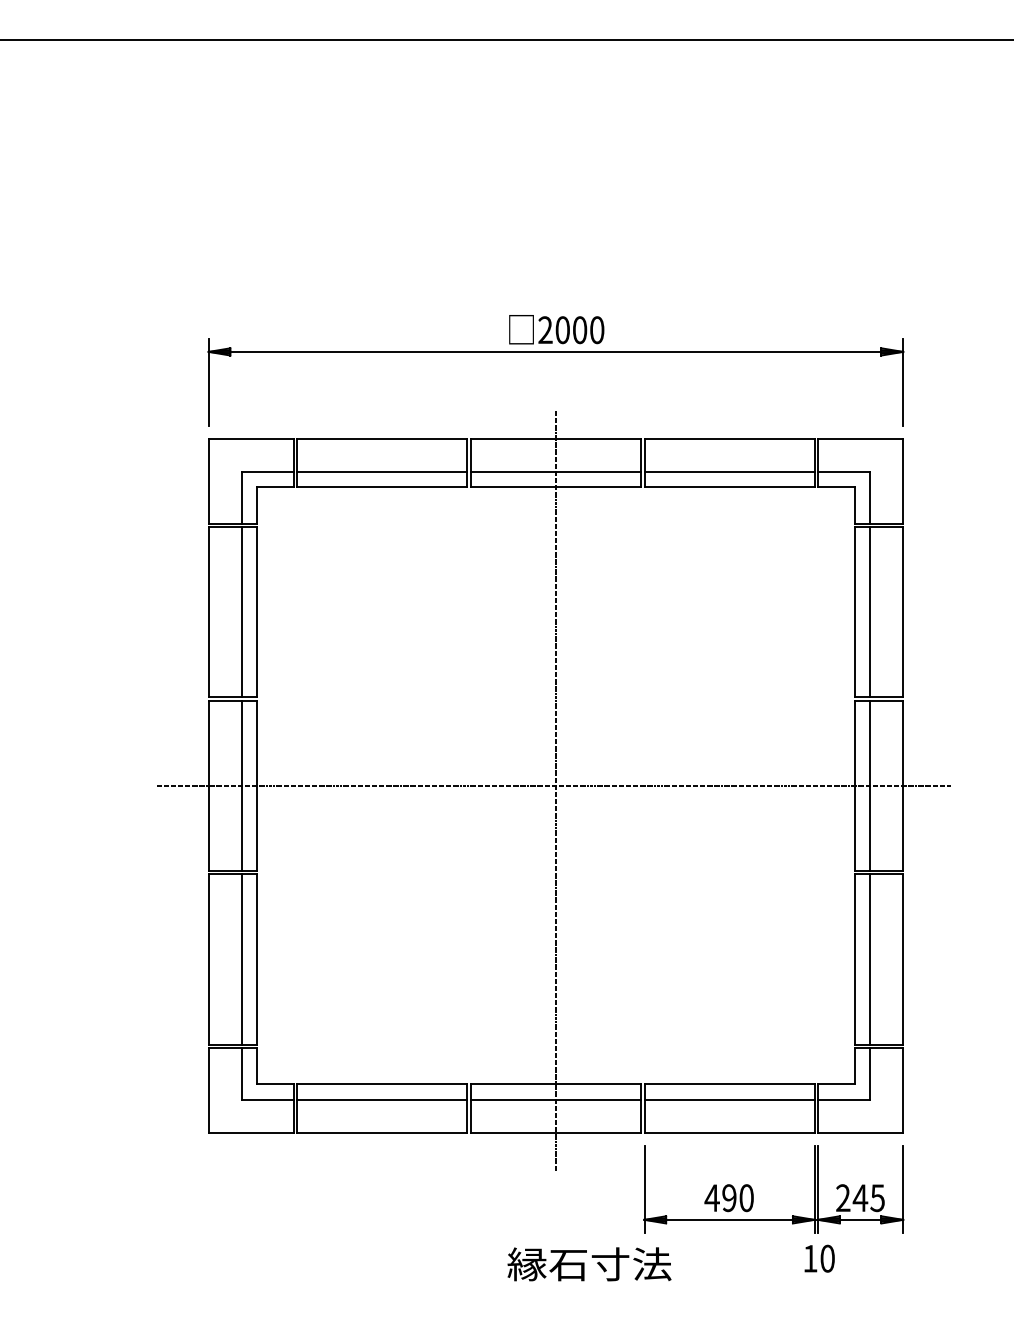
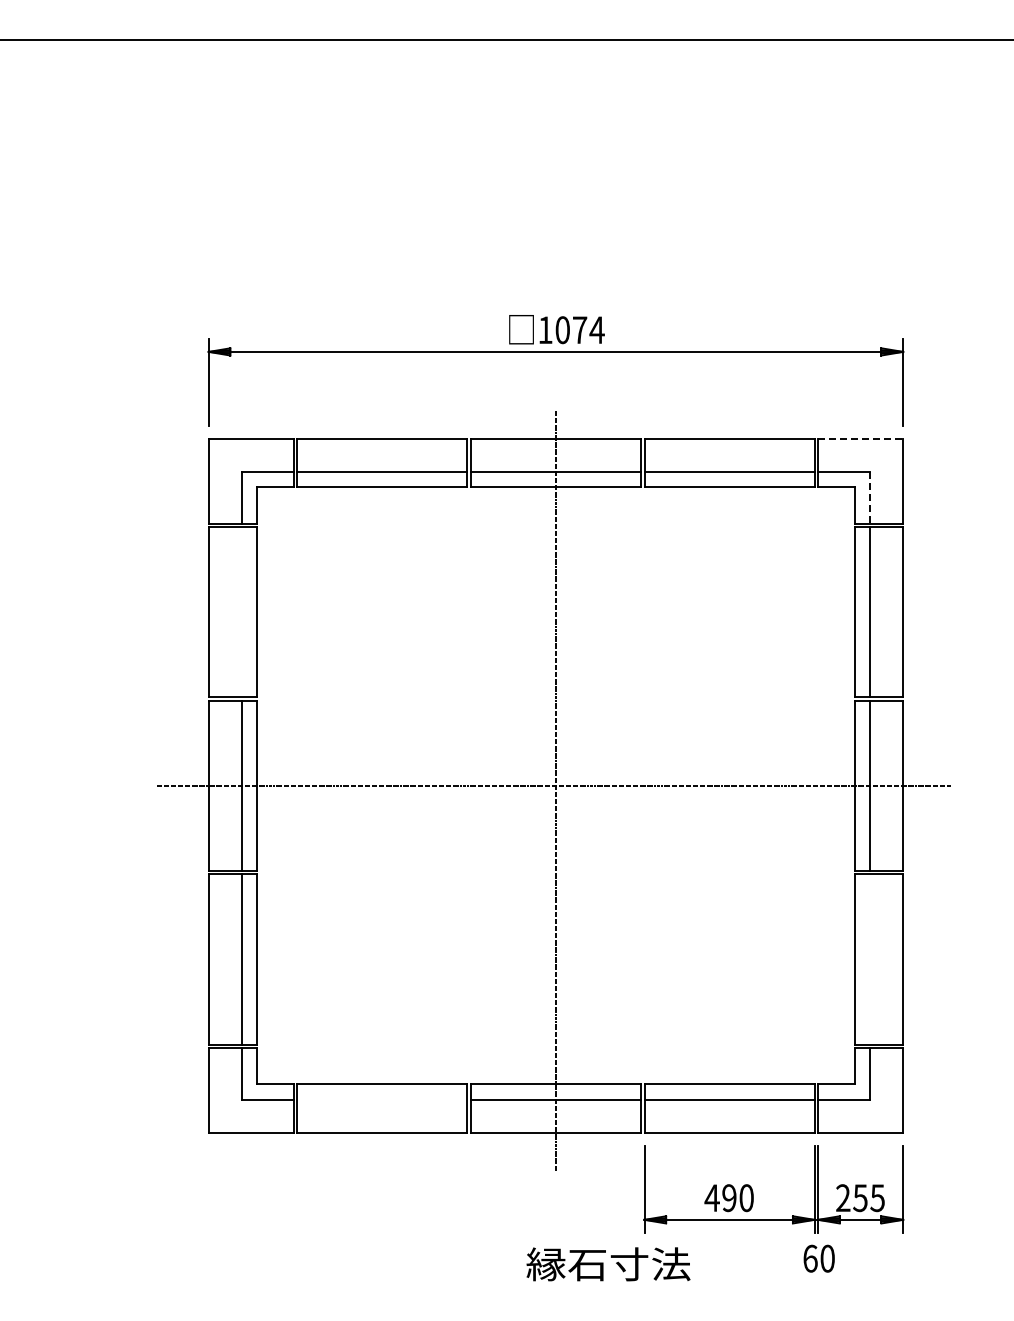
text: 2000 -> 1074 (571, 330)
line: solid -> dashed (860, 438)
line: solid -> dashed (870, 498)
line: present -> none (241, 612)
line: present -> none (870, 959)
line: present -> none (382, 1100)
text: 245 -> 255 (860, 1198)
text: 10 -> 60 (810, 1258)
text position: (589, 1264) -> (608, 1264) (608, 1264)
